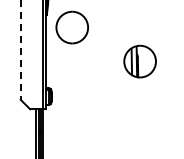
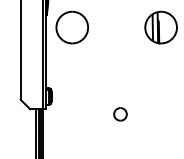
line: dashed -> solid (20, 50)
part position: (139, 61) -> (160, 27) (160, 27)
part: none -> present (120, 114)
